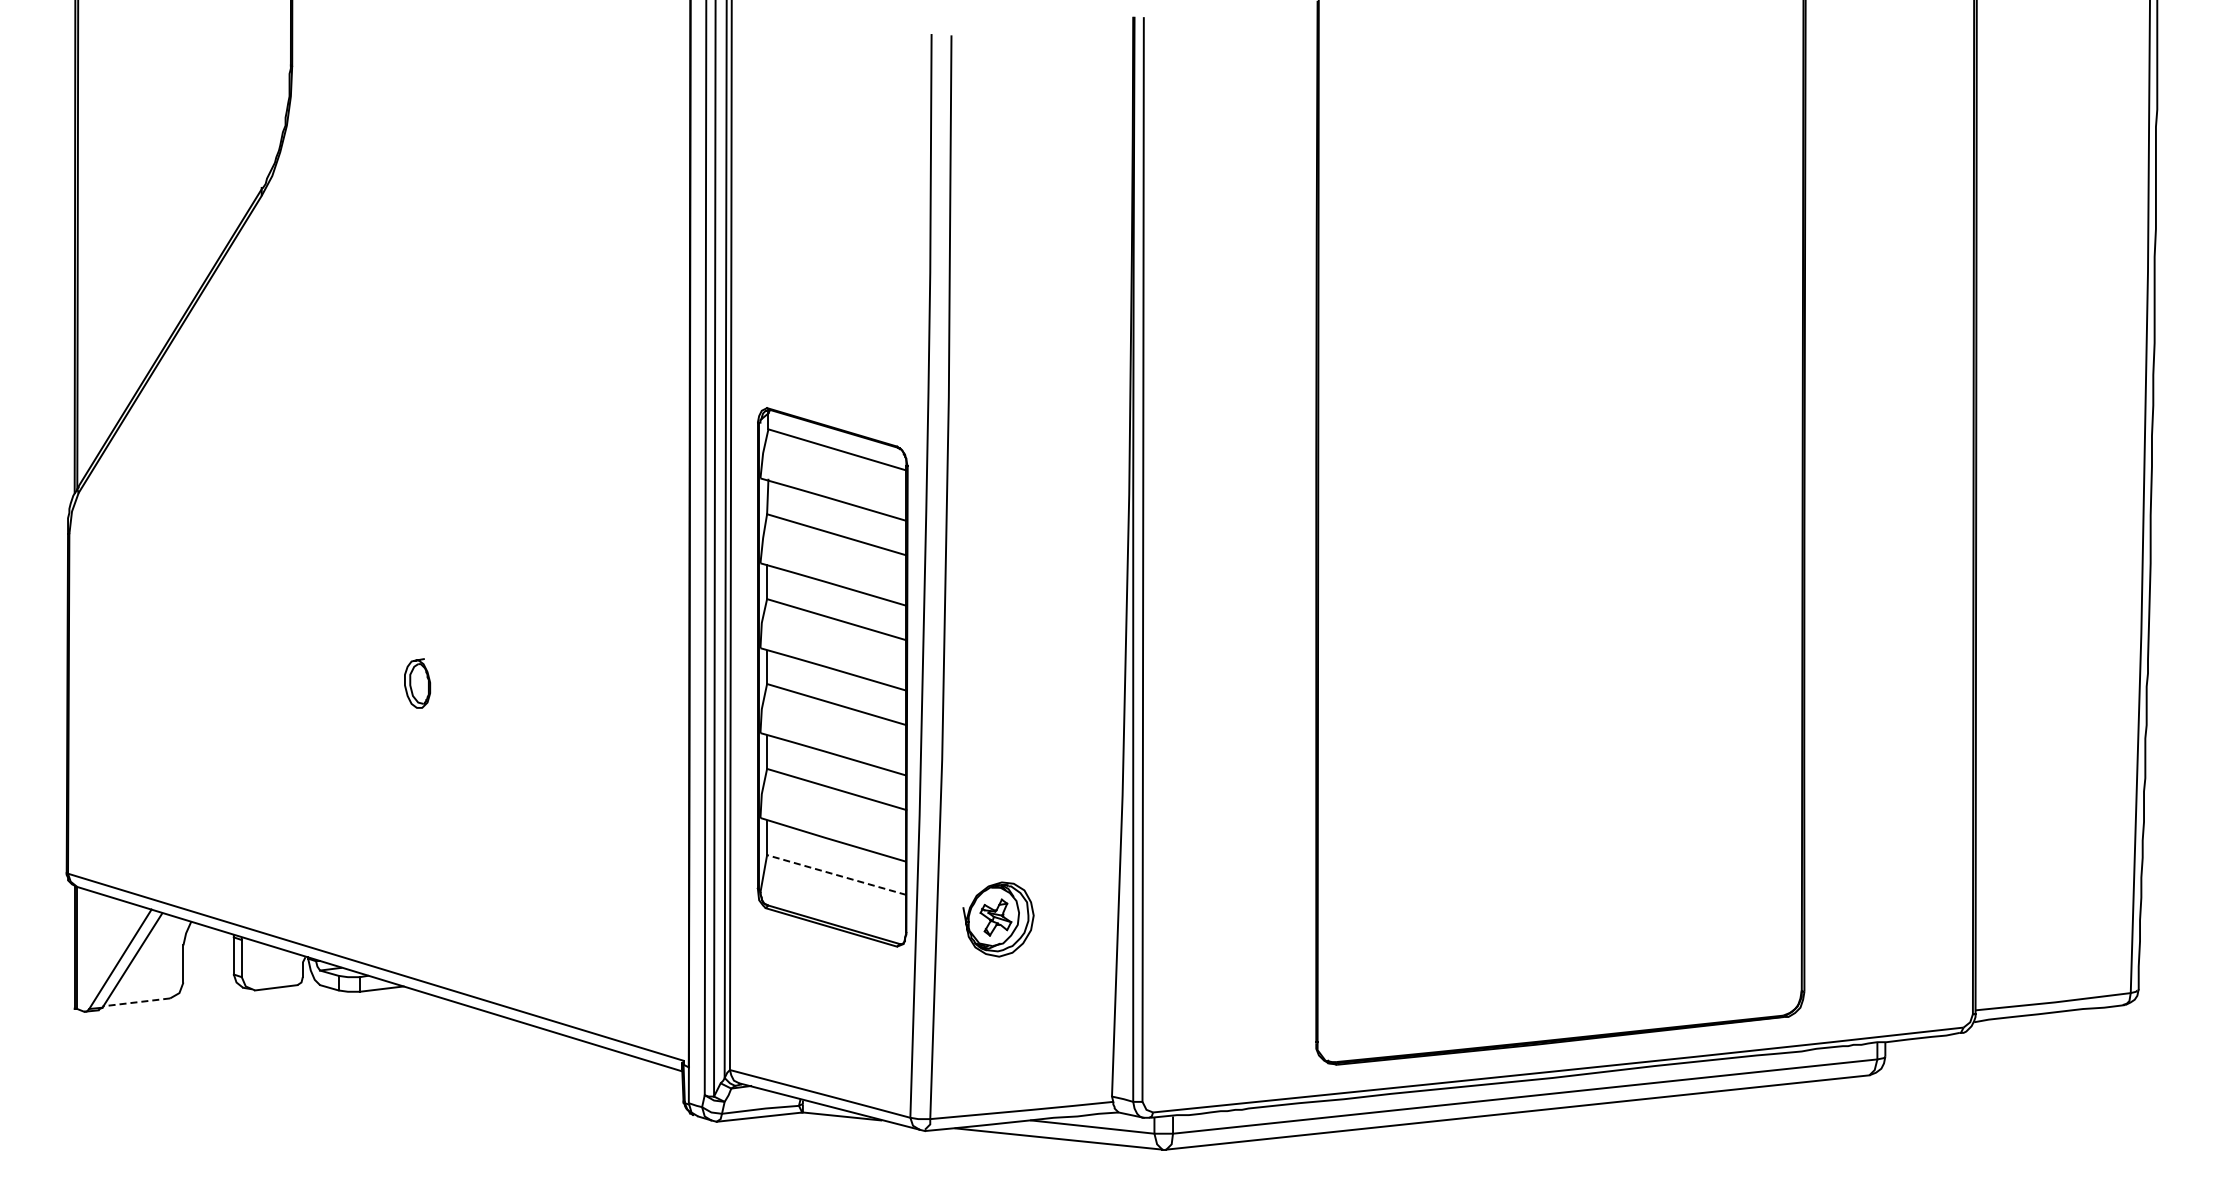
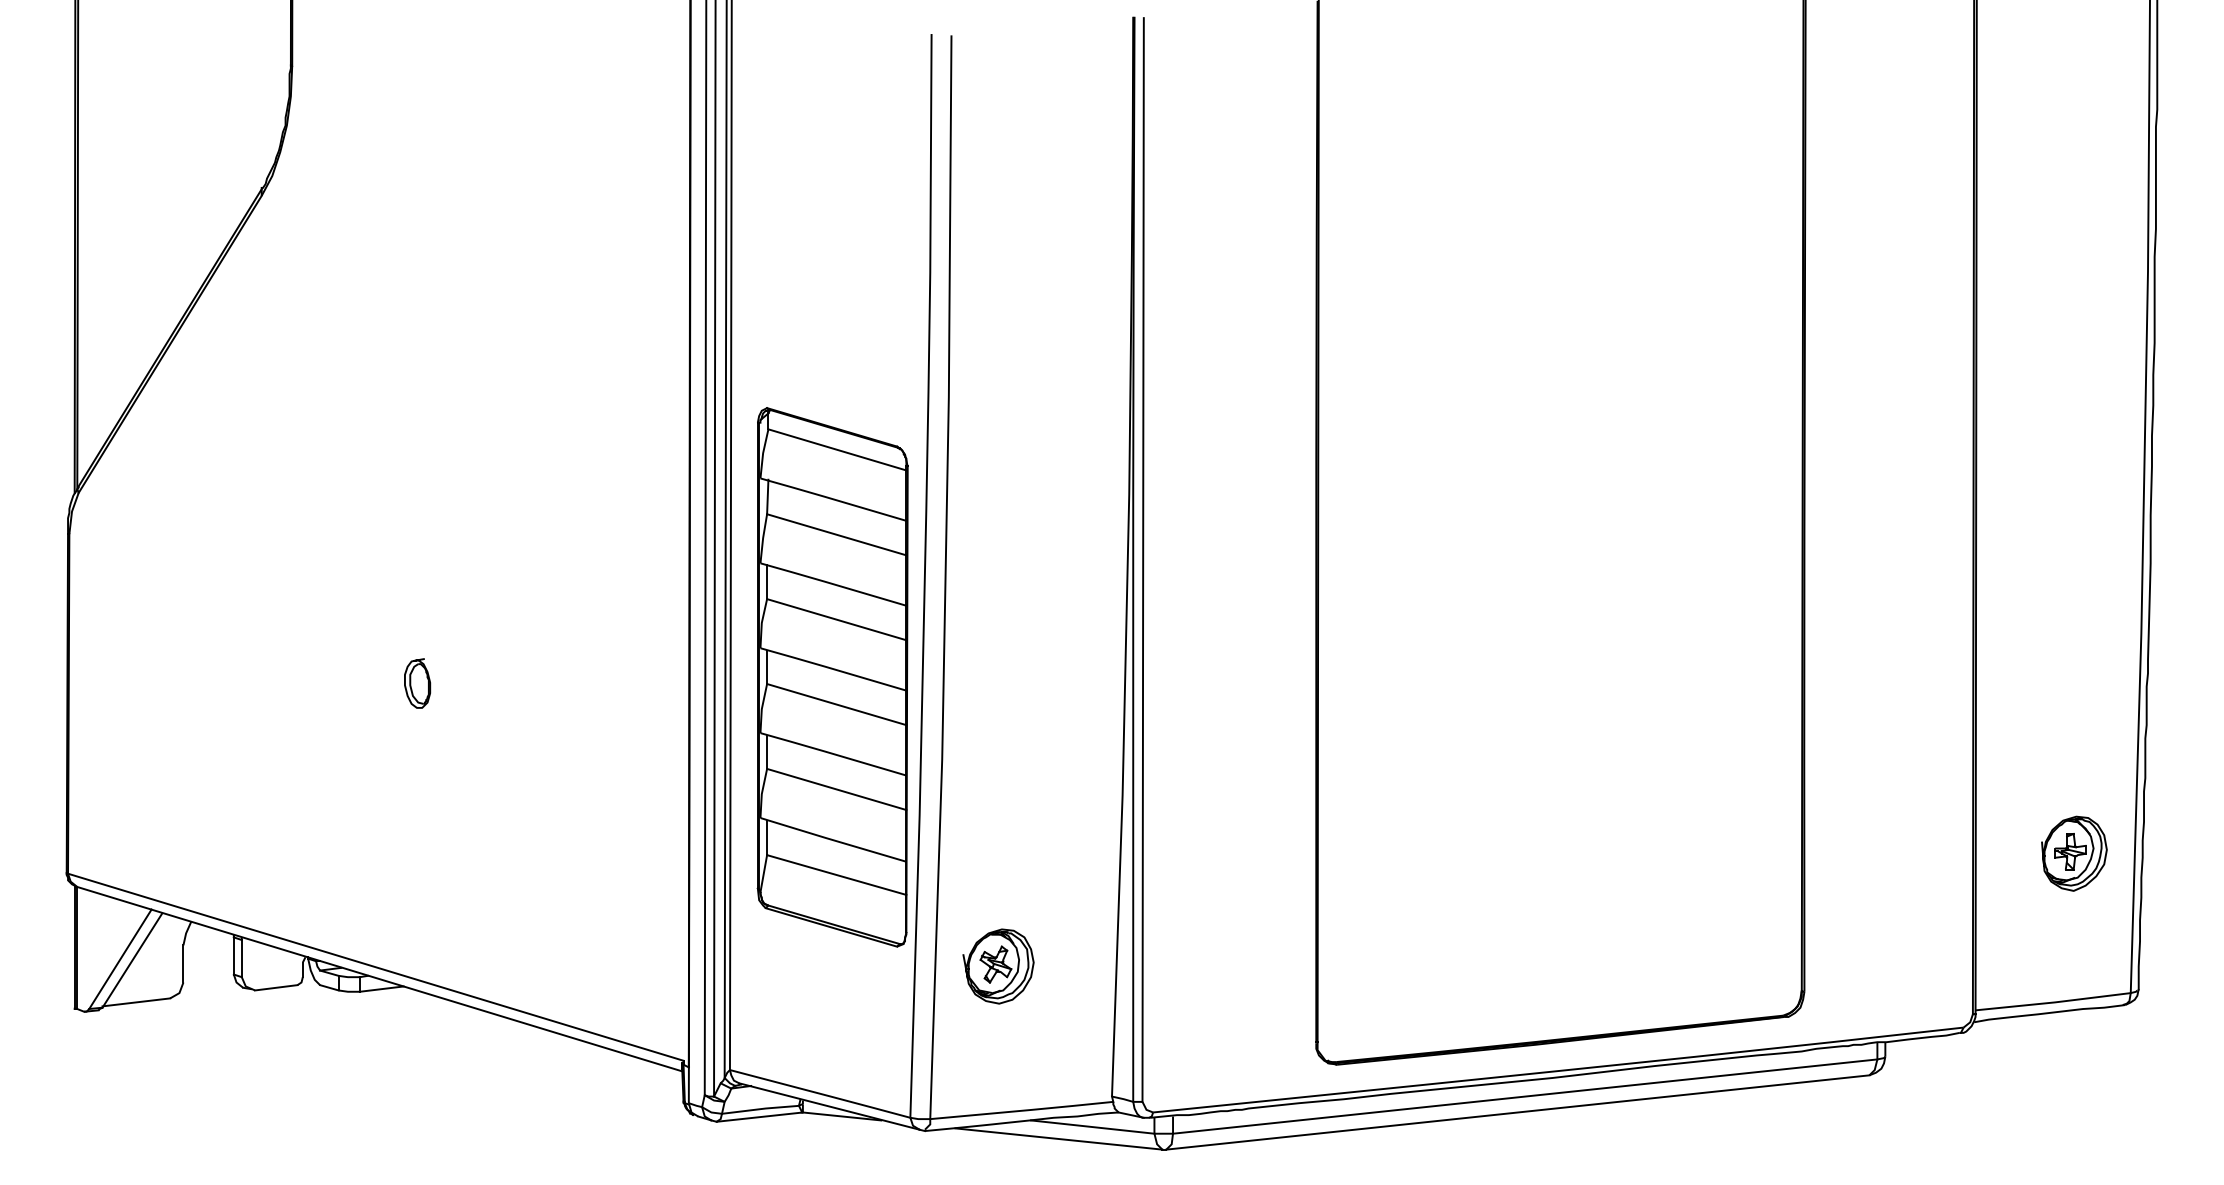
part: none -> present (2074, 853)
line: dashed -> solid (836, 874)
part position: (998, 919) -> (998, 966) (998, 966)
line: dashed -> solid (135, 1002)
